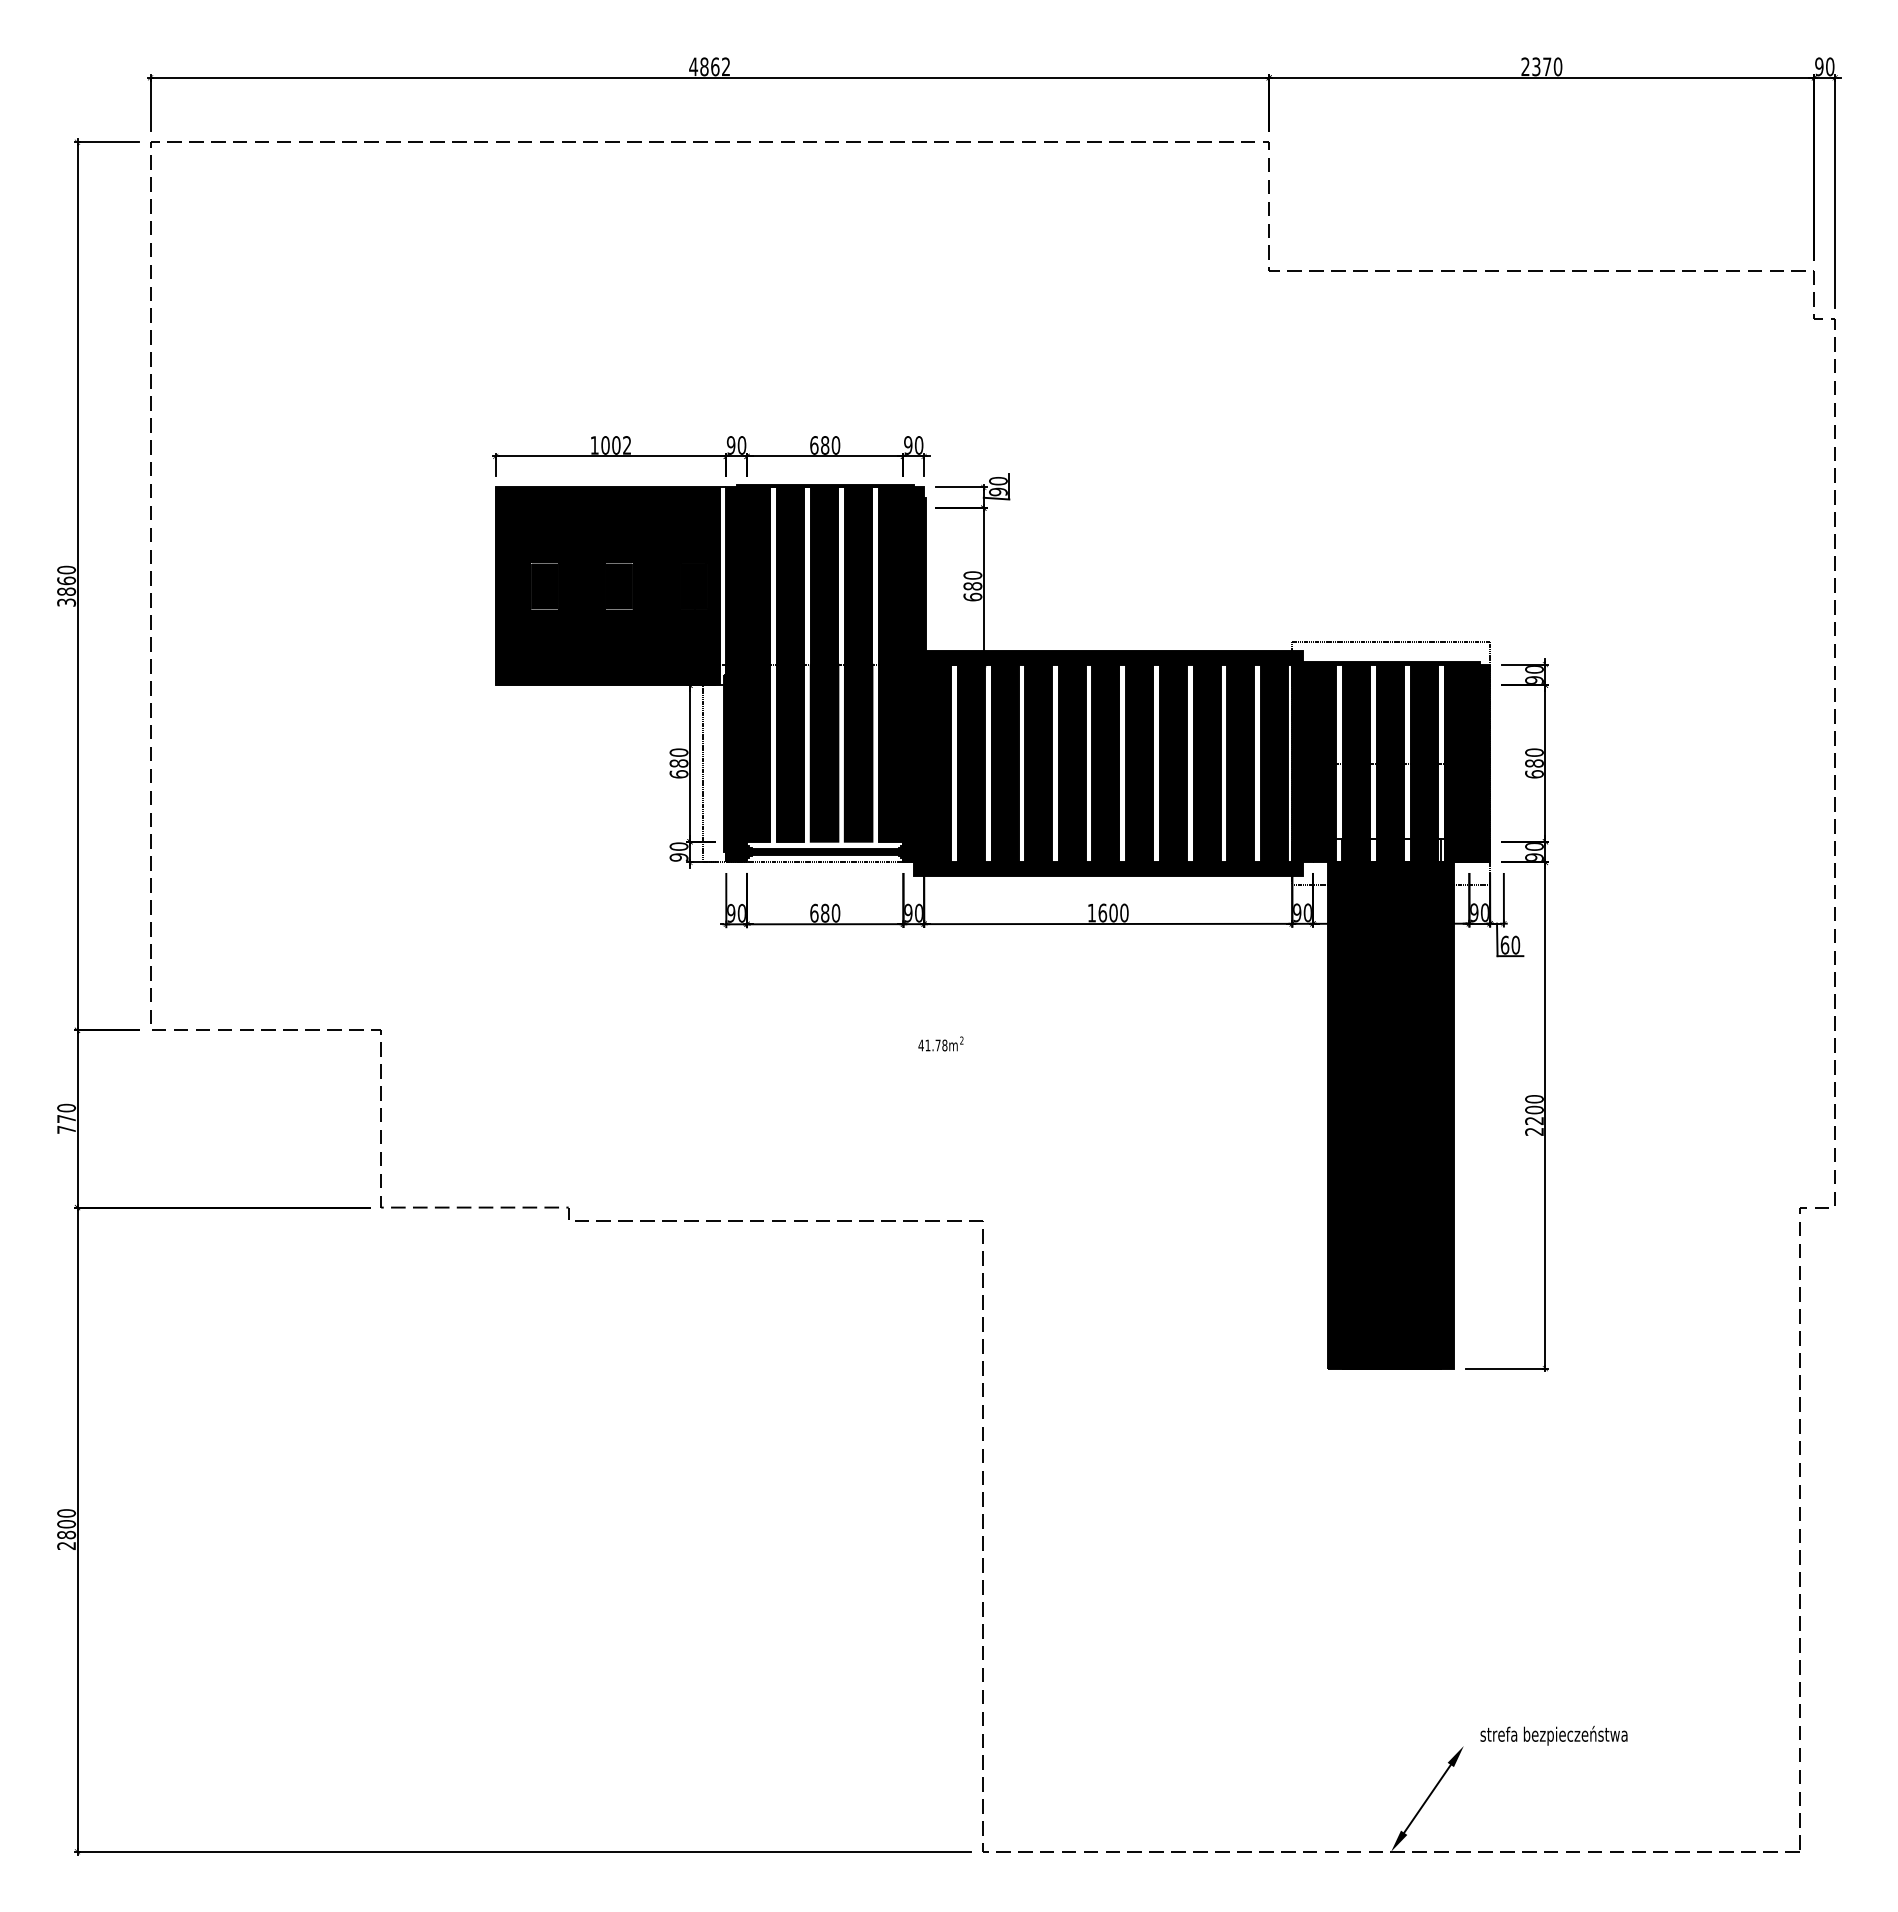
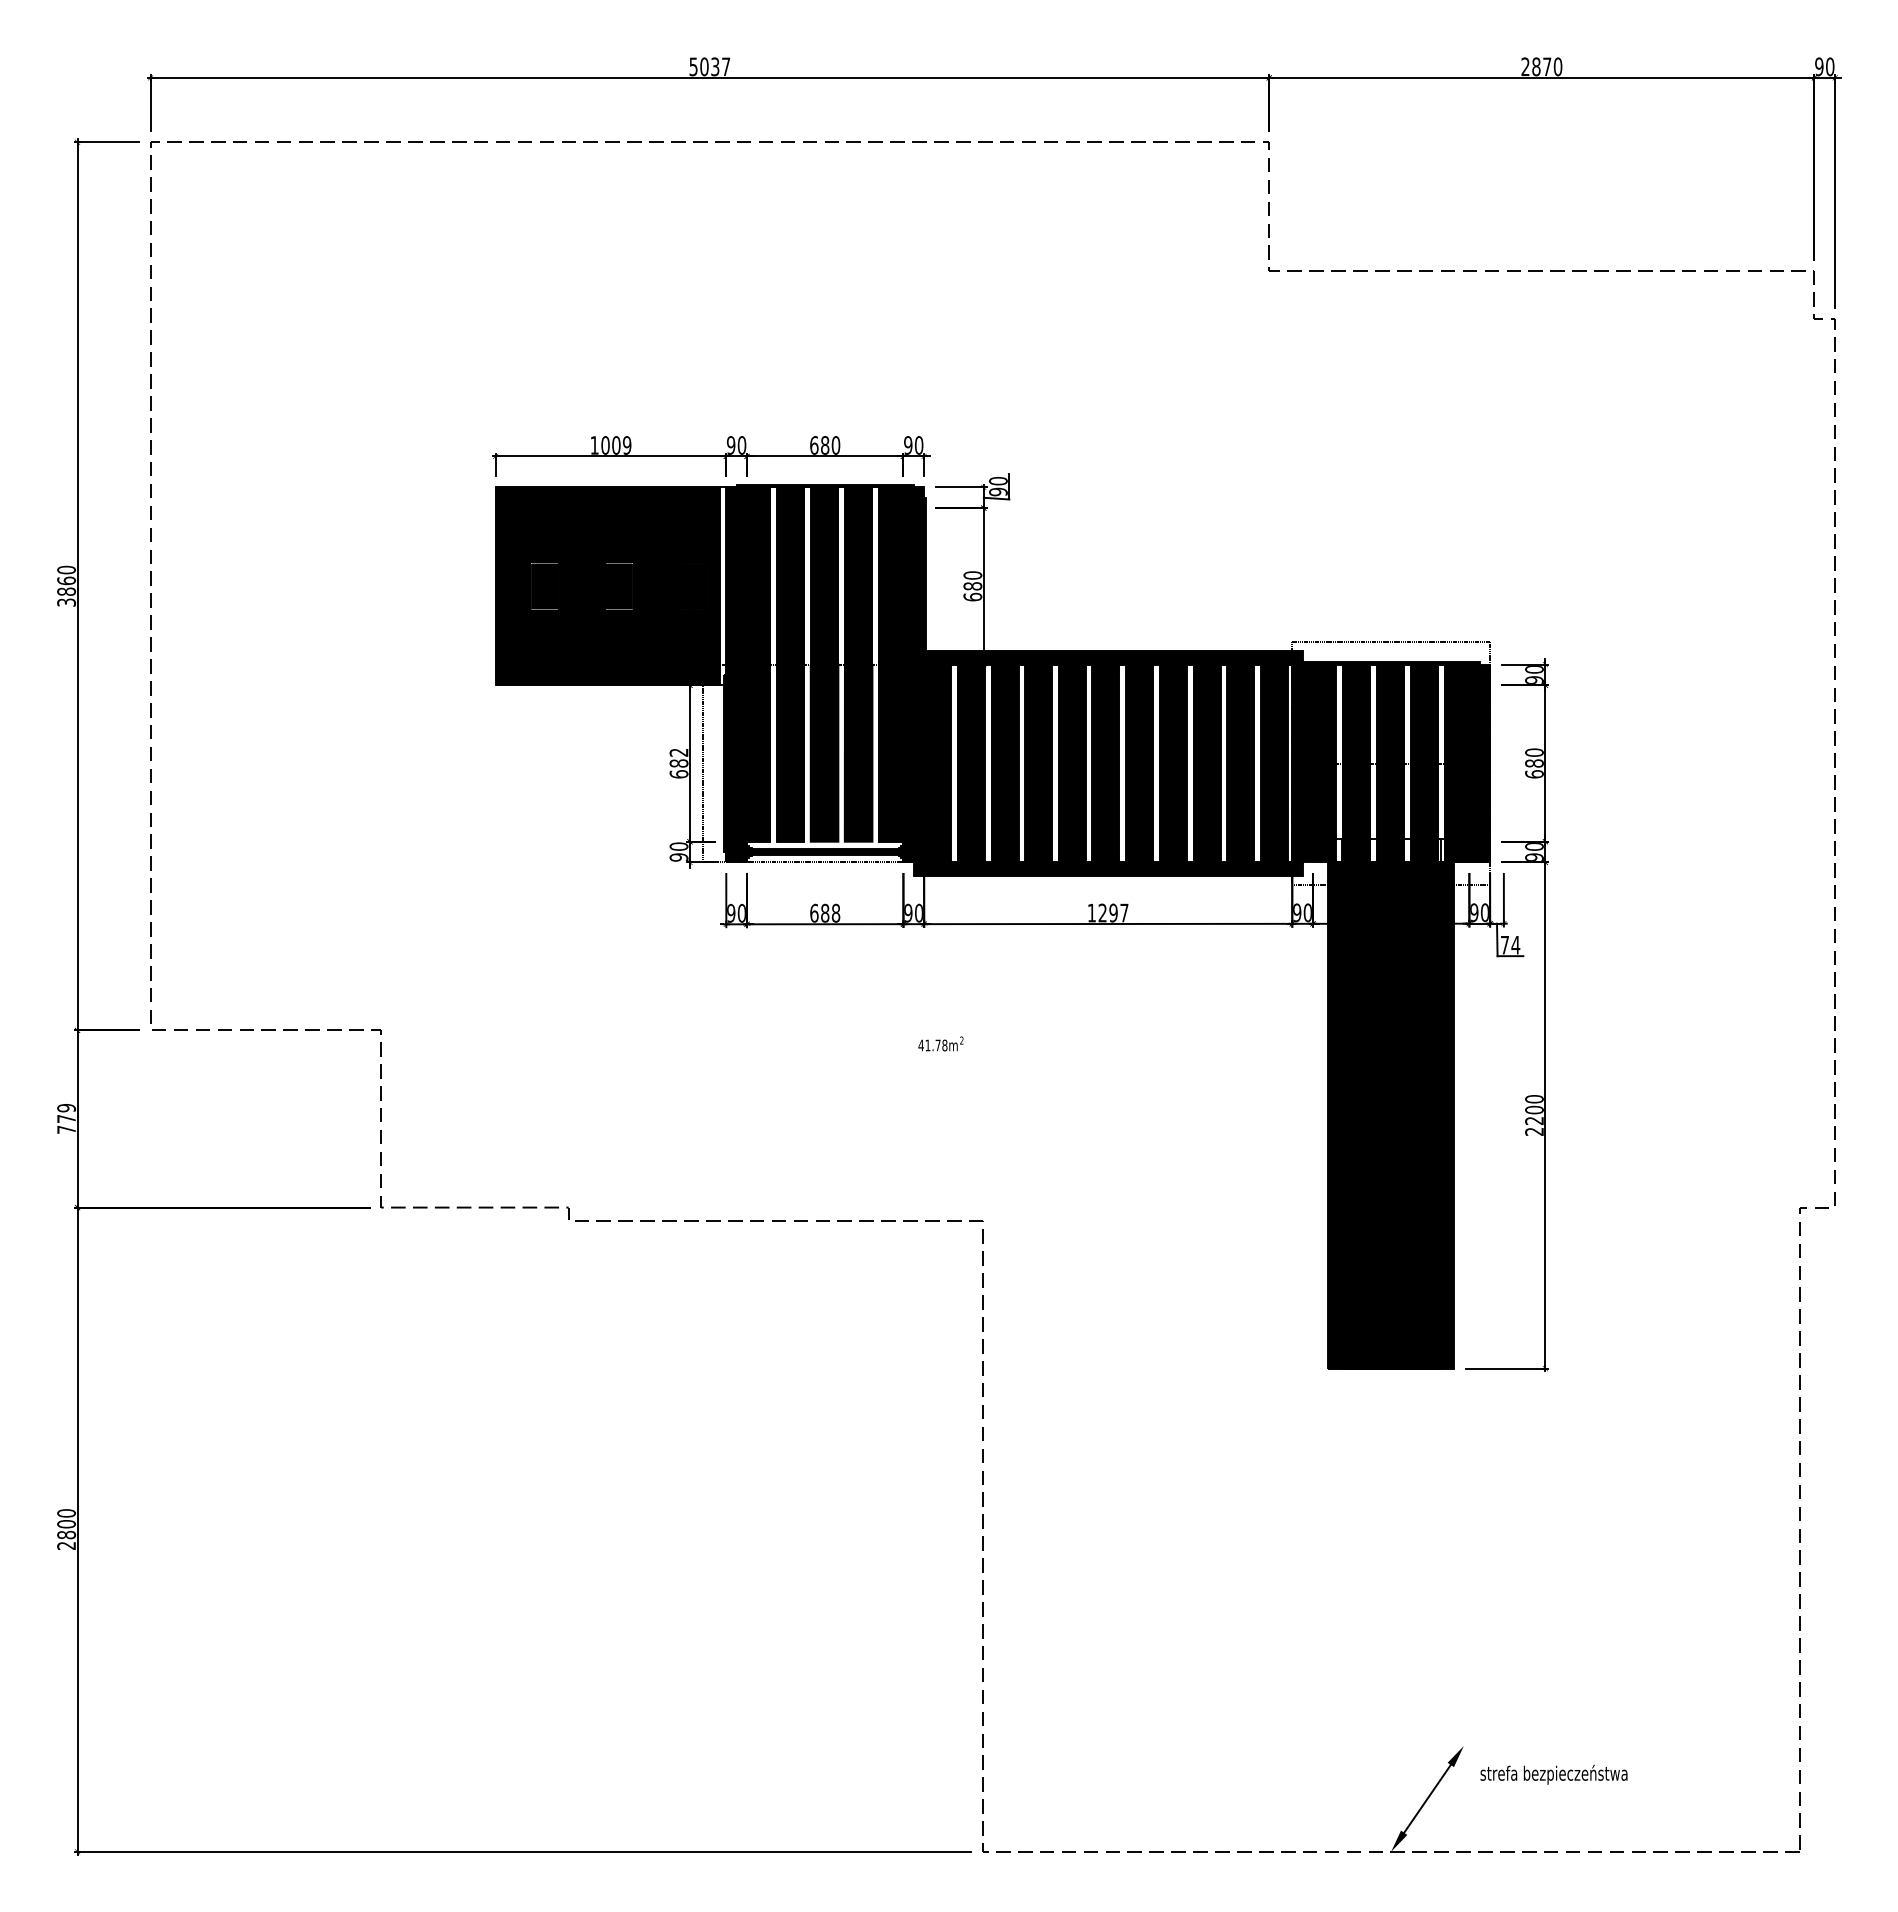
text: 4862 -> 5037 (709, 66)
text: 2370 -> 2870 (1536, 66)
text: 1002 -> 1009 (627, 445)
text: 680 -> 682 (678, 752)
text: 1600 -> 1297 (1113, 912)
text: 680 -> 688 (835, 913)
text: 60 -> 74 (1510, 944)
text: 770 -> 779 (66, 1108)
text position: (1553, 1735) -> (1553, 1774) (1553, 1774)
